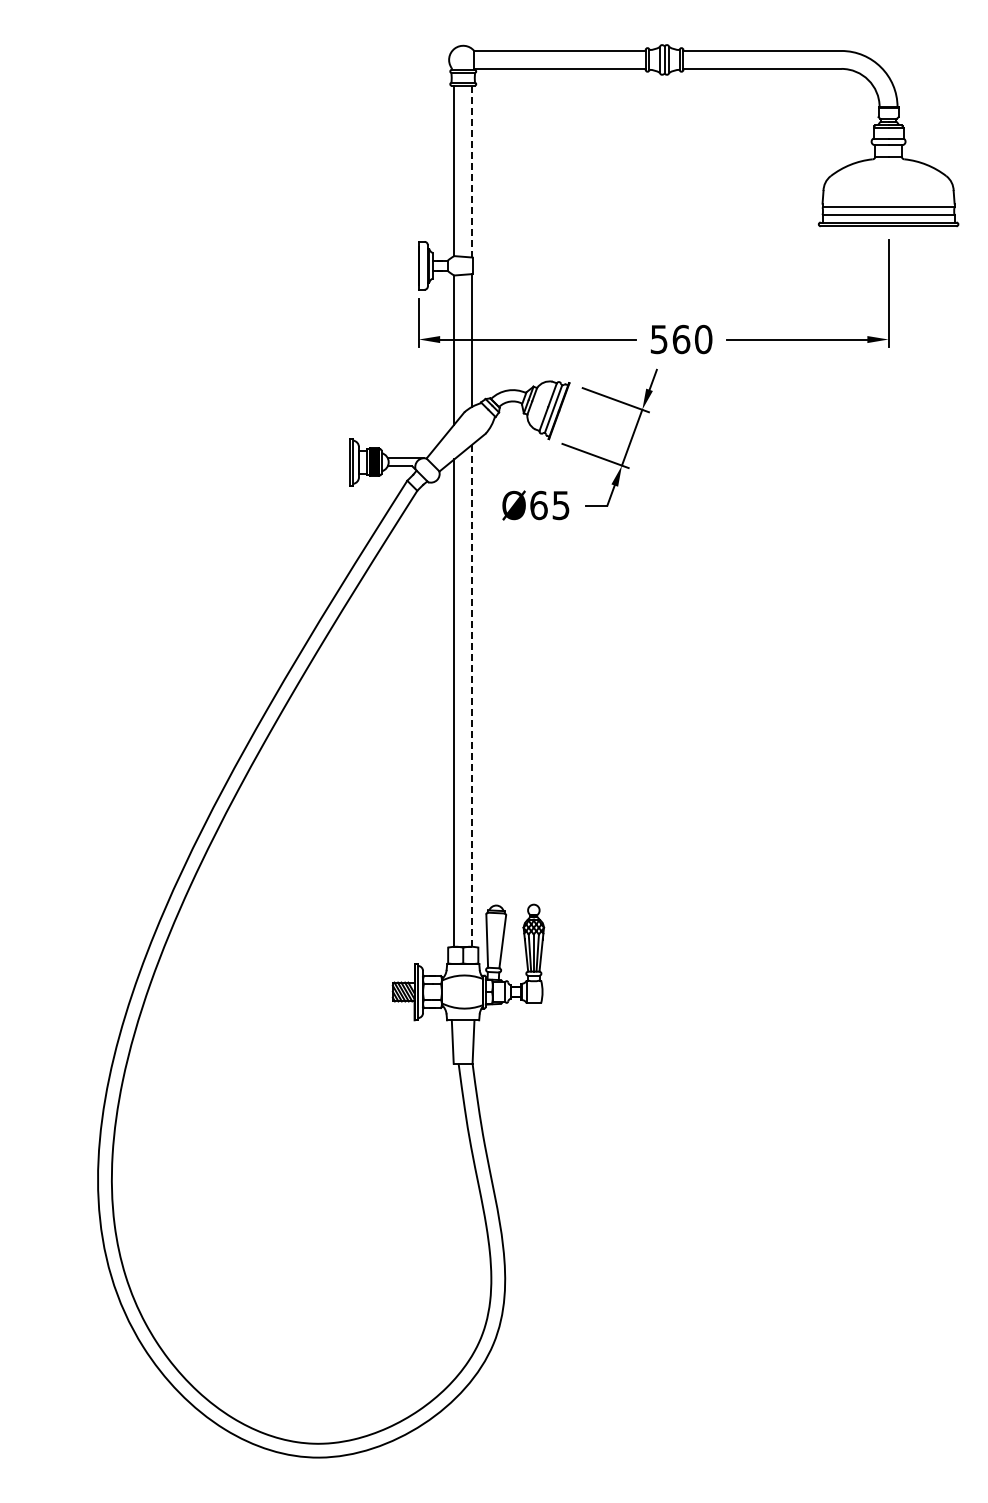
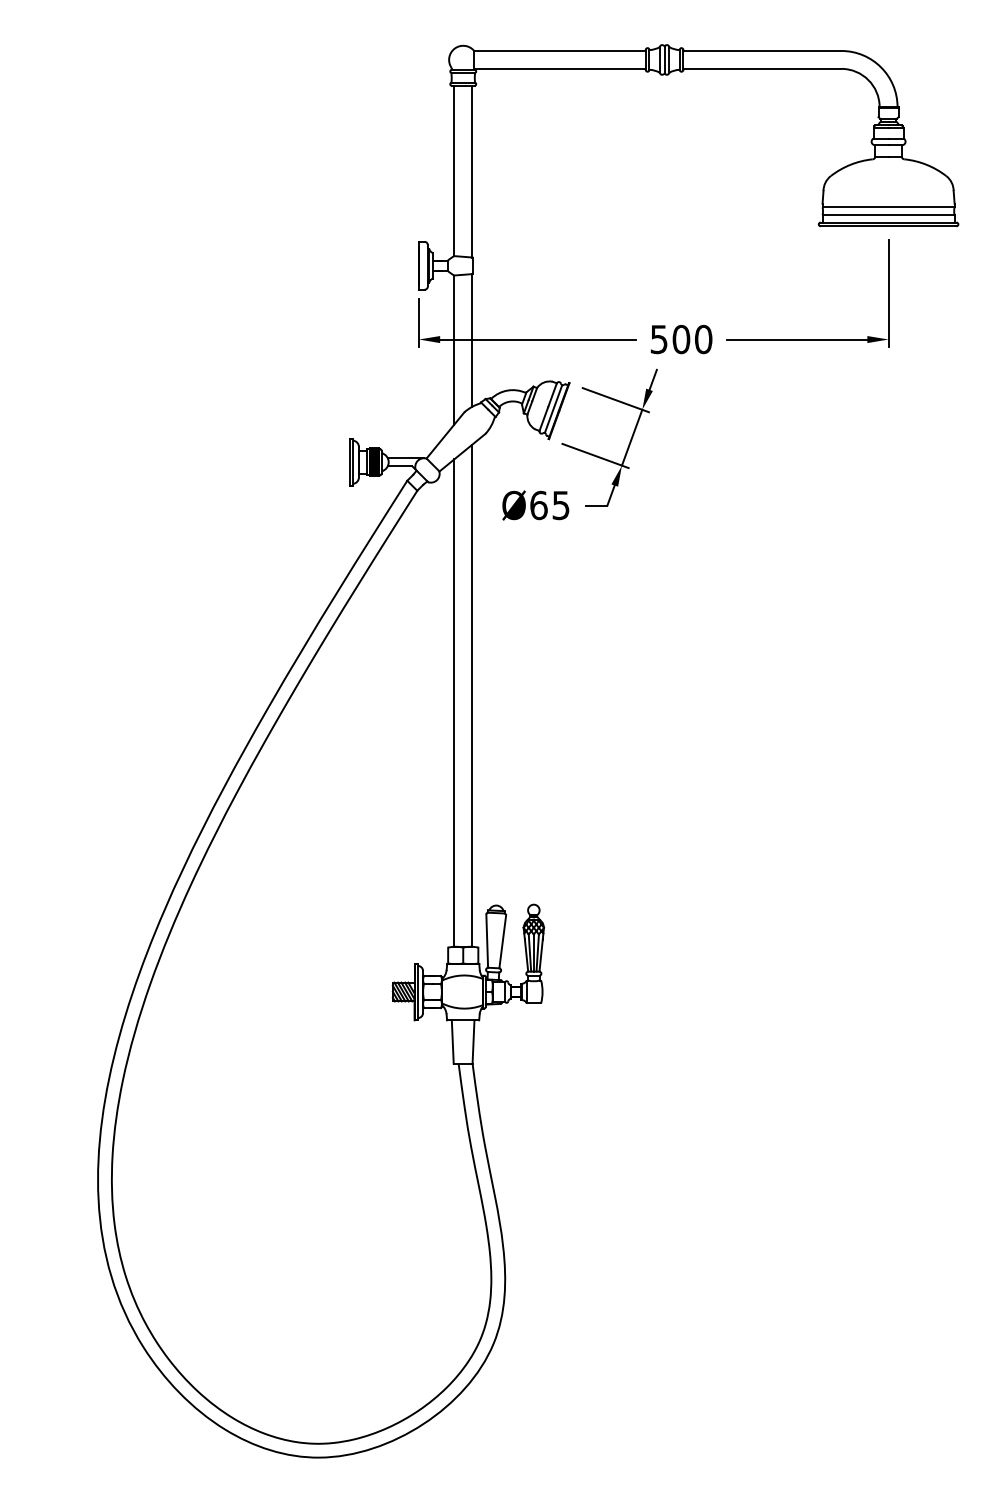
line: dashed -> solid (472, 171)
text: 560 -> 500 (681, 338)
line: dashed -> solid (472, 695)
